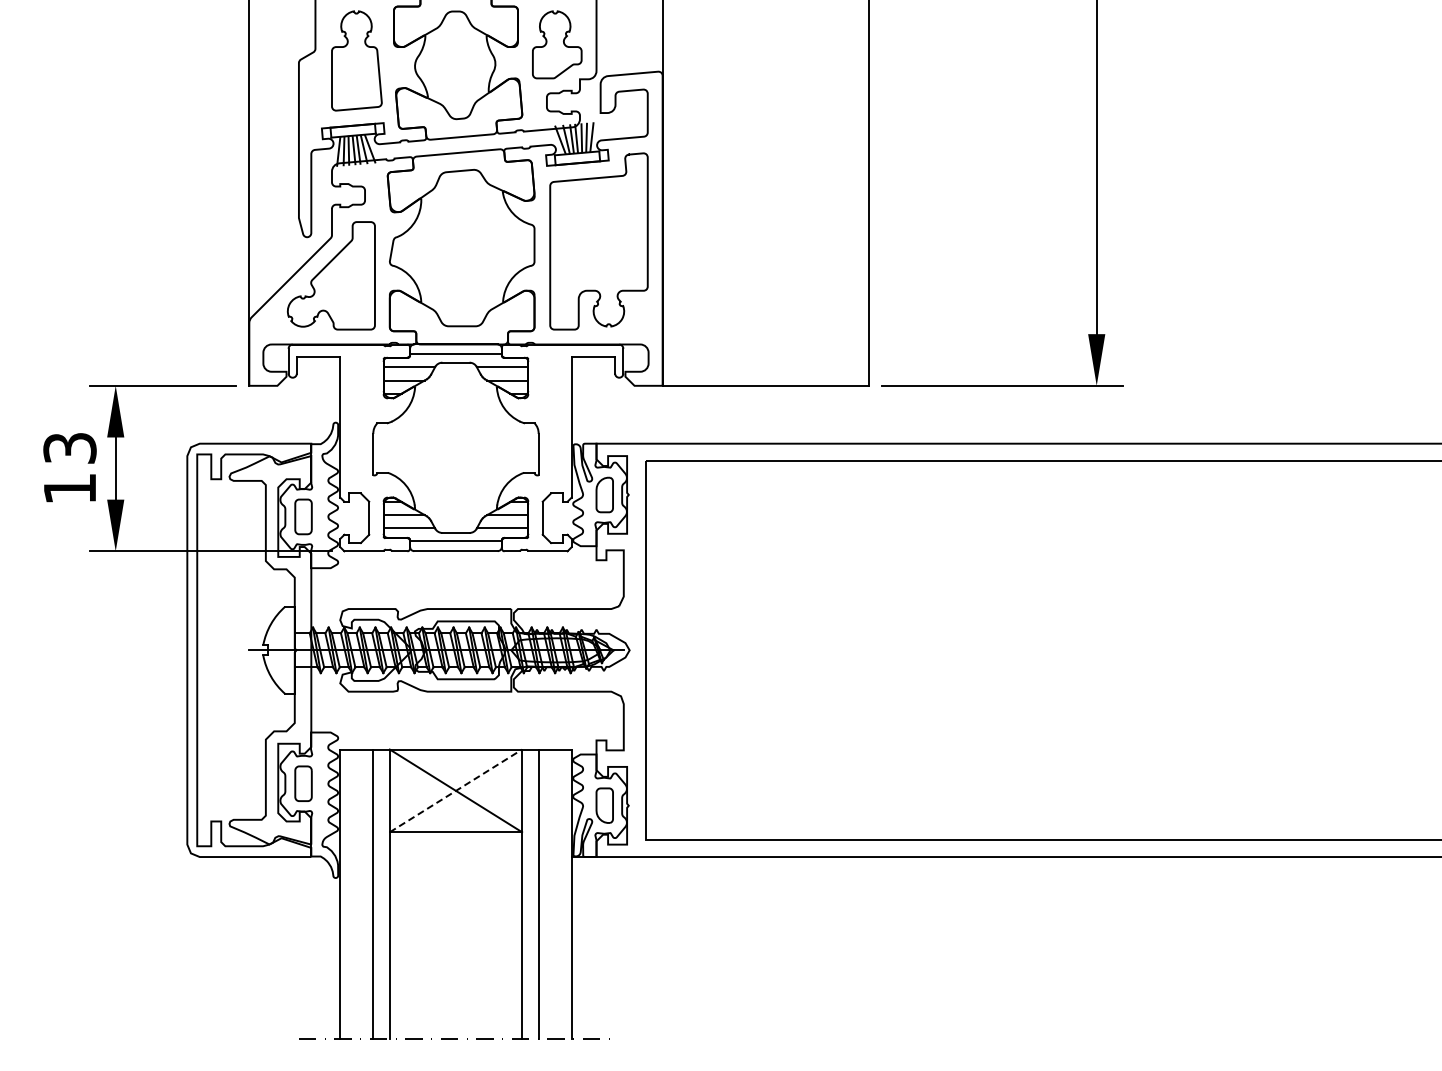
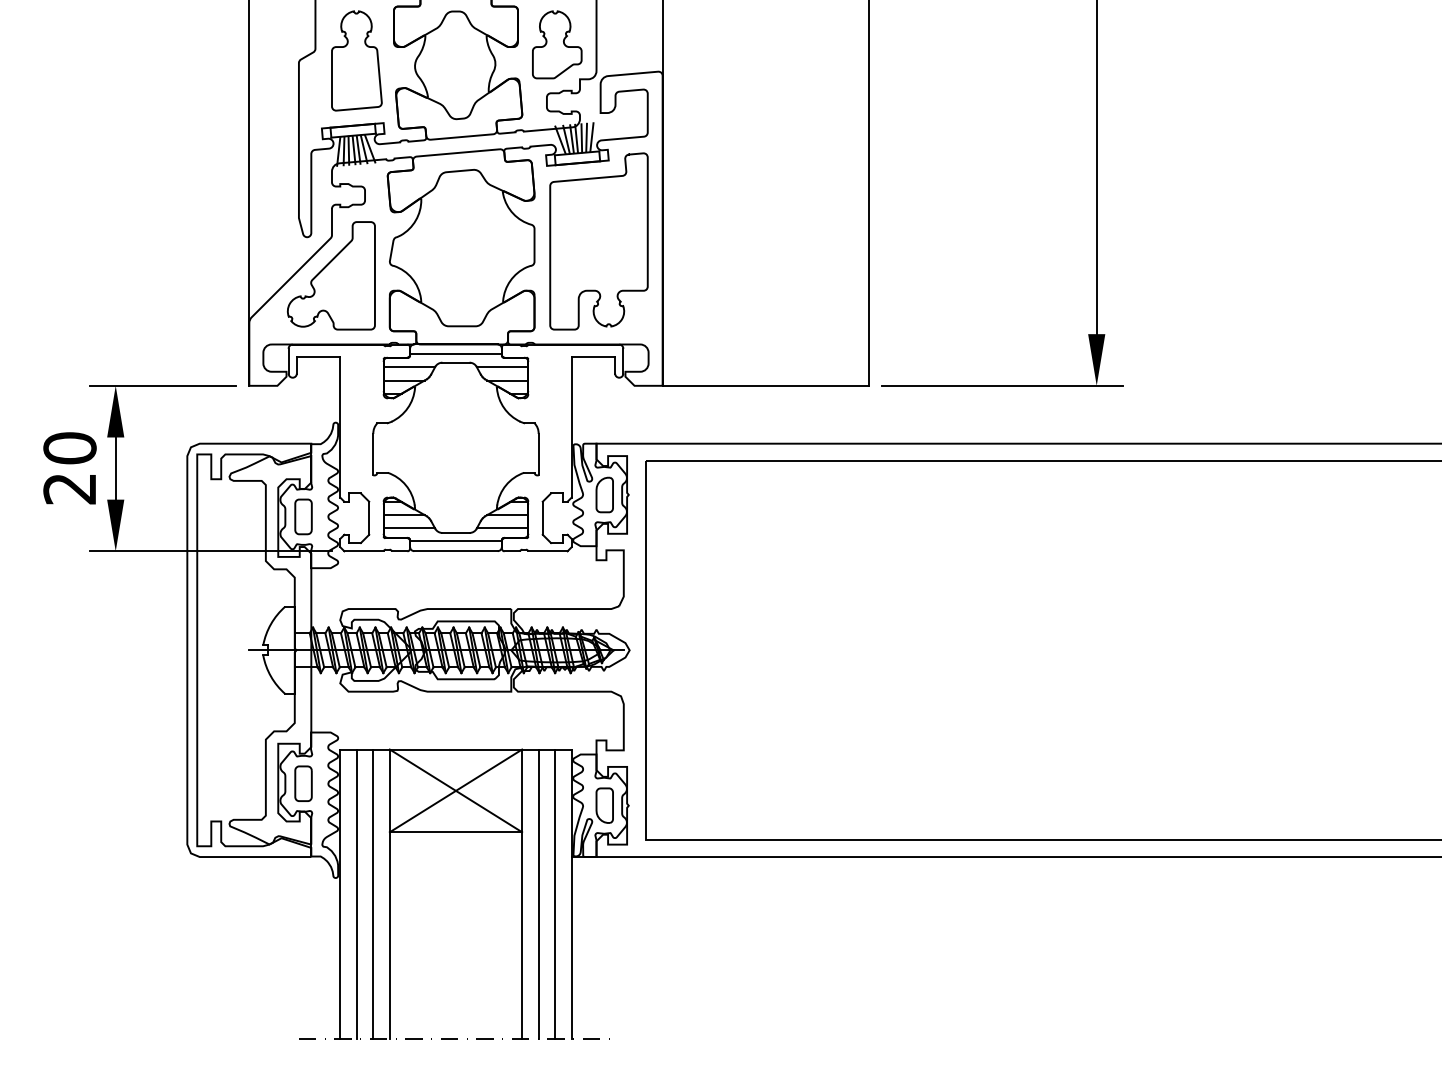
text: 13 -> 20 (69, 468)
line: dashed -> solid (455, 790)
line: none -> present (356, 893)
line: none -> present (555, 893)
